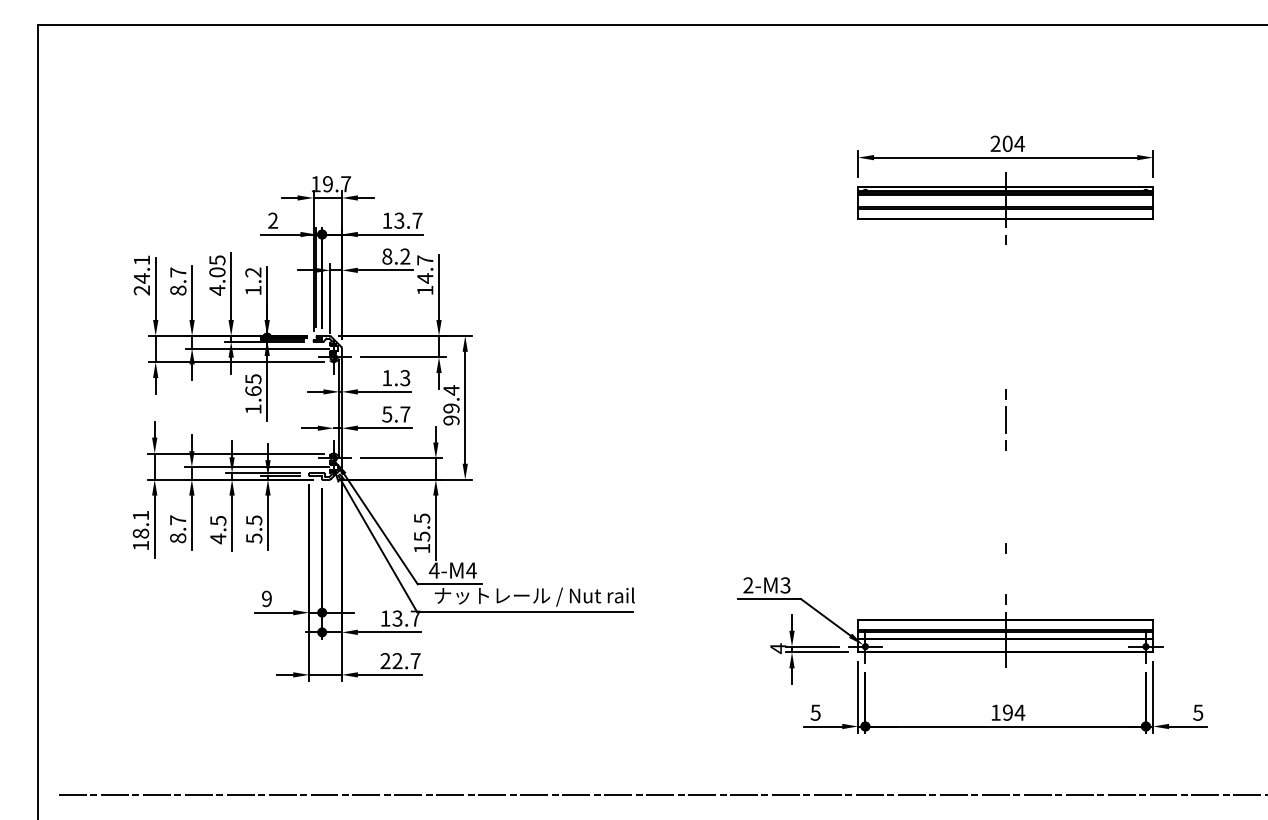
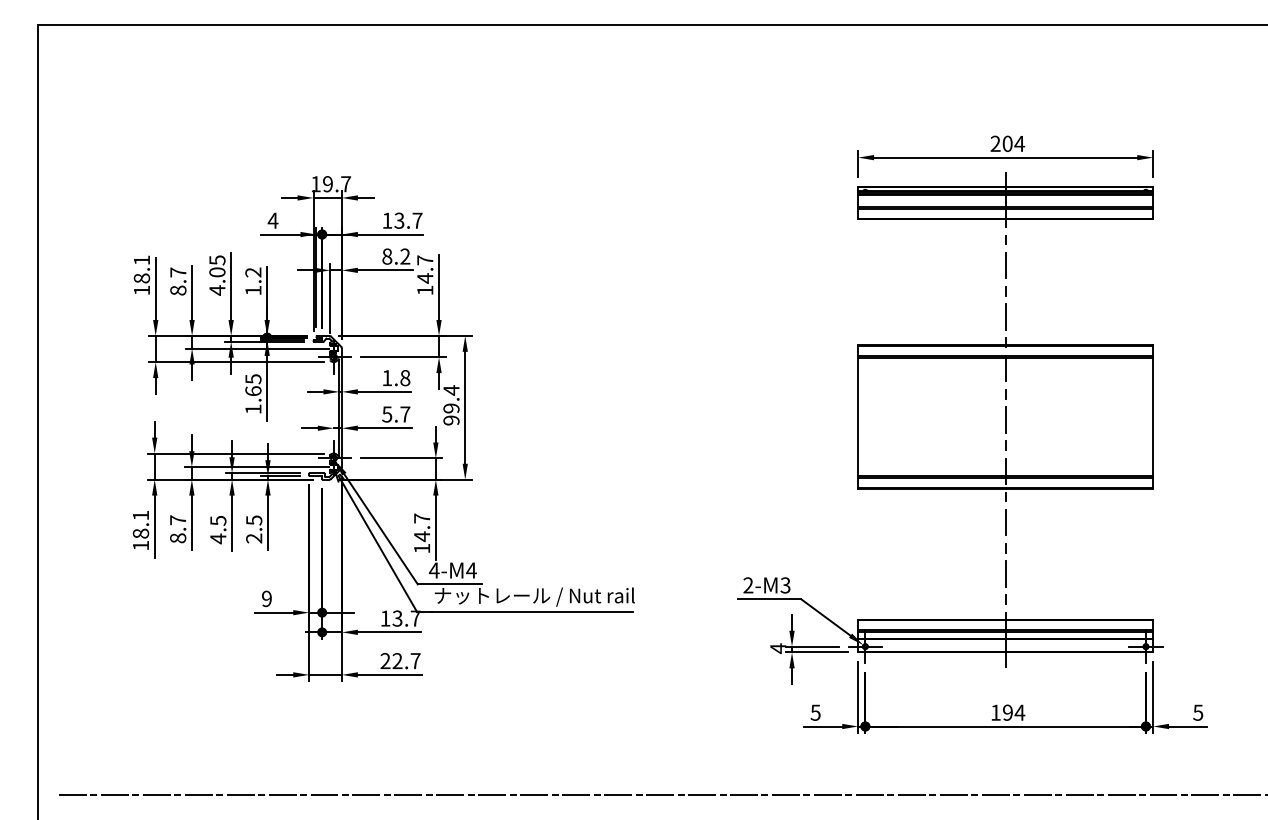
text: 2 -> 4 (272, 220)
line: none -> present (1005, 265)
text: 24.1 -> 18.1 (141, 284)
text: 1.3 -> 1.8 (405, 378)
part: none -> present (1005, 393)
line: none -> present (1005, 522)
text: 15.5 -> 14.7 (422, 527)
text: 5.5 -> 2.5 (254, 538)
line: none -> present (1005, 573)
